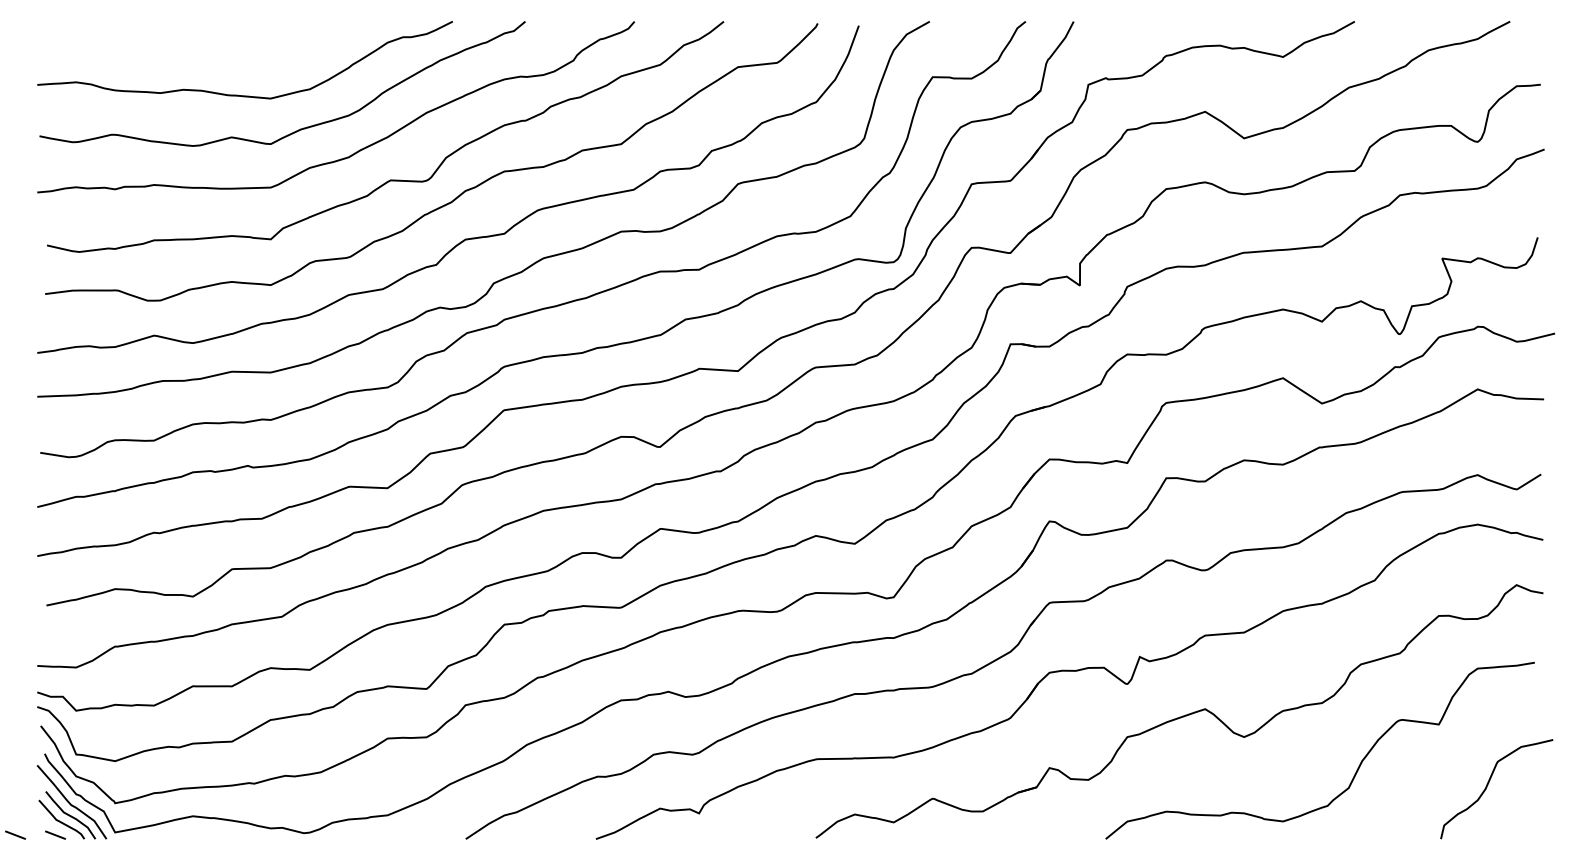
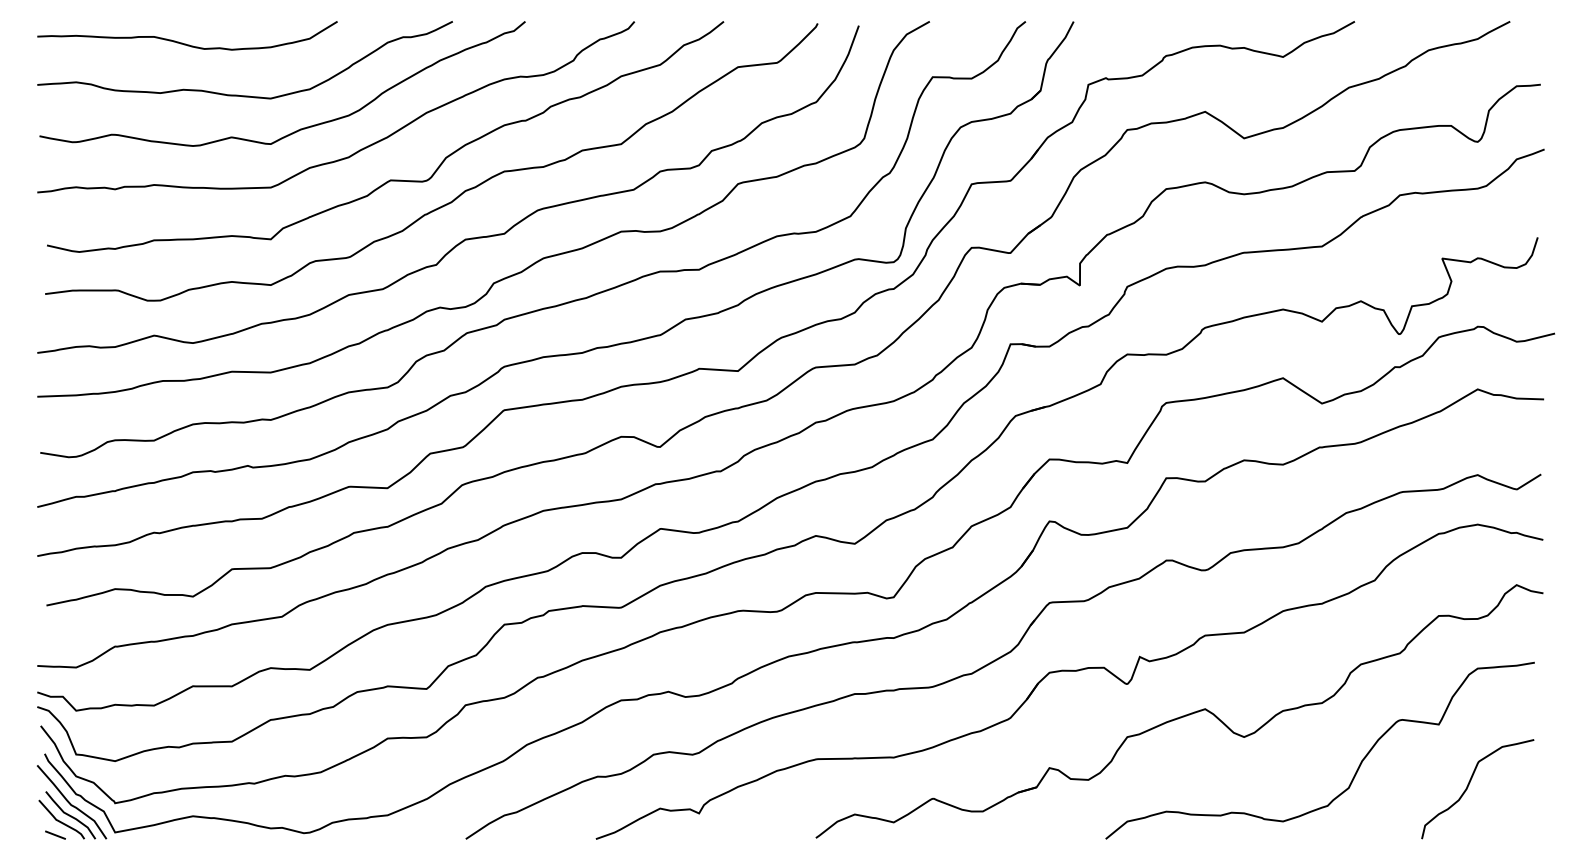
curve: none -> present (185, 43)
curve position: (1488, 785) -> (1469, 785) (1469, 785)
line: present -> none (15, 834)
